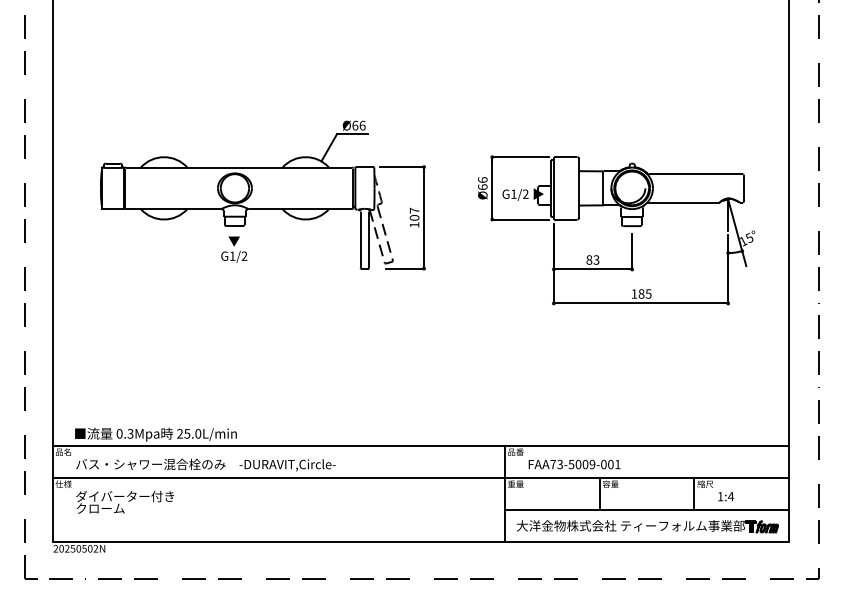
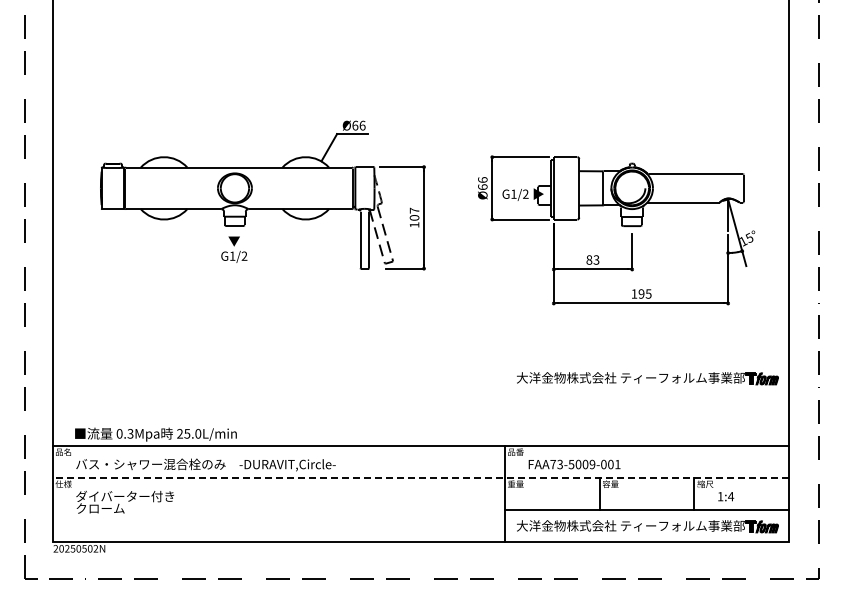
text: 185 -> 195 (641, 293)
part: none -> present (647, 378)
line: solid -> dashed (420, 478)
